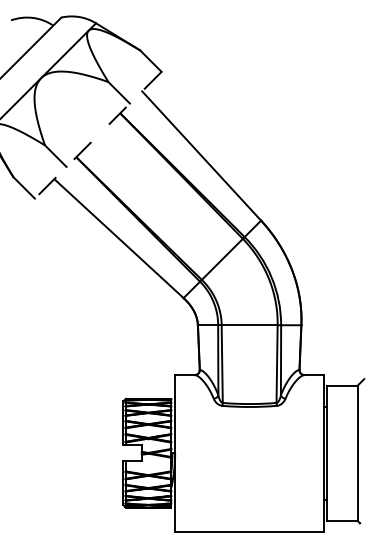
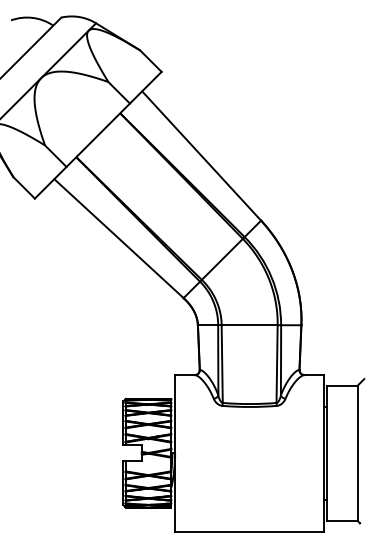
line: dashed -> solid (98, 135)
